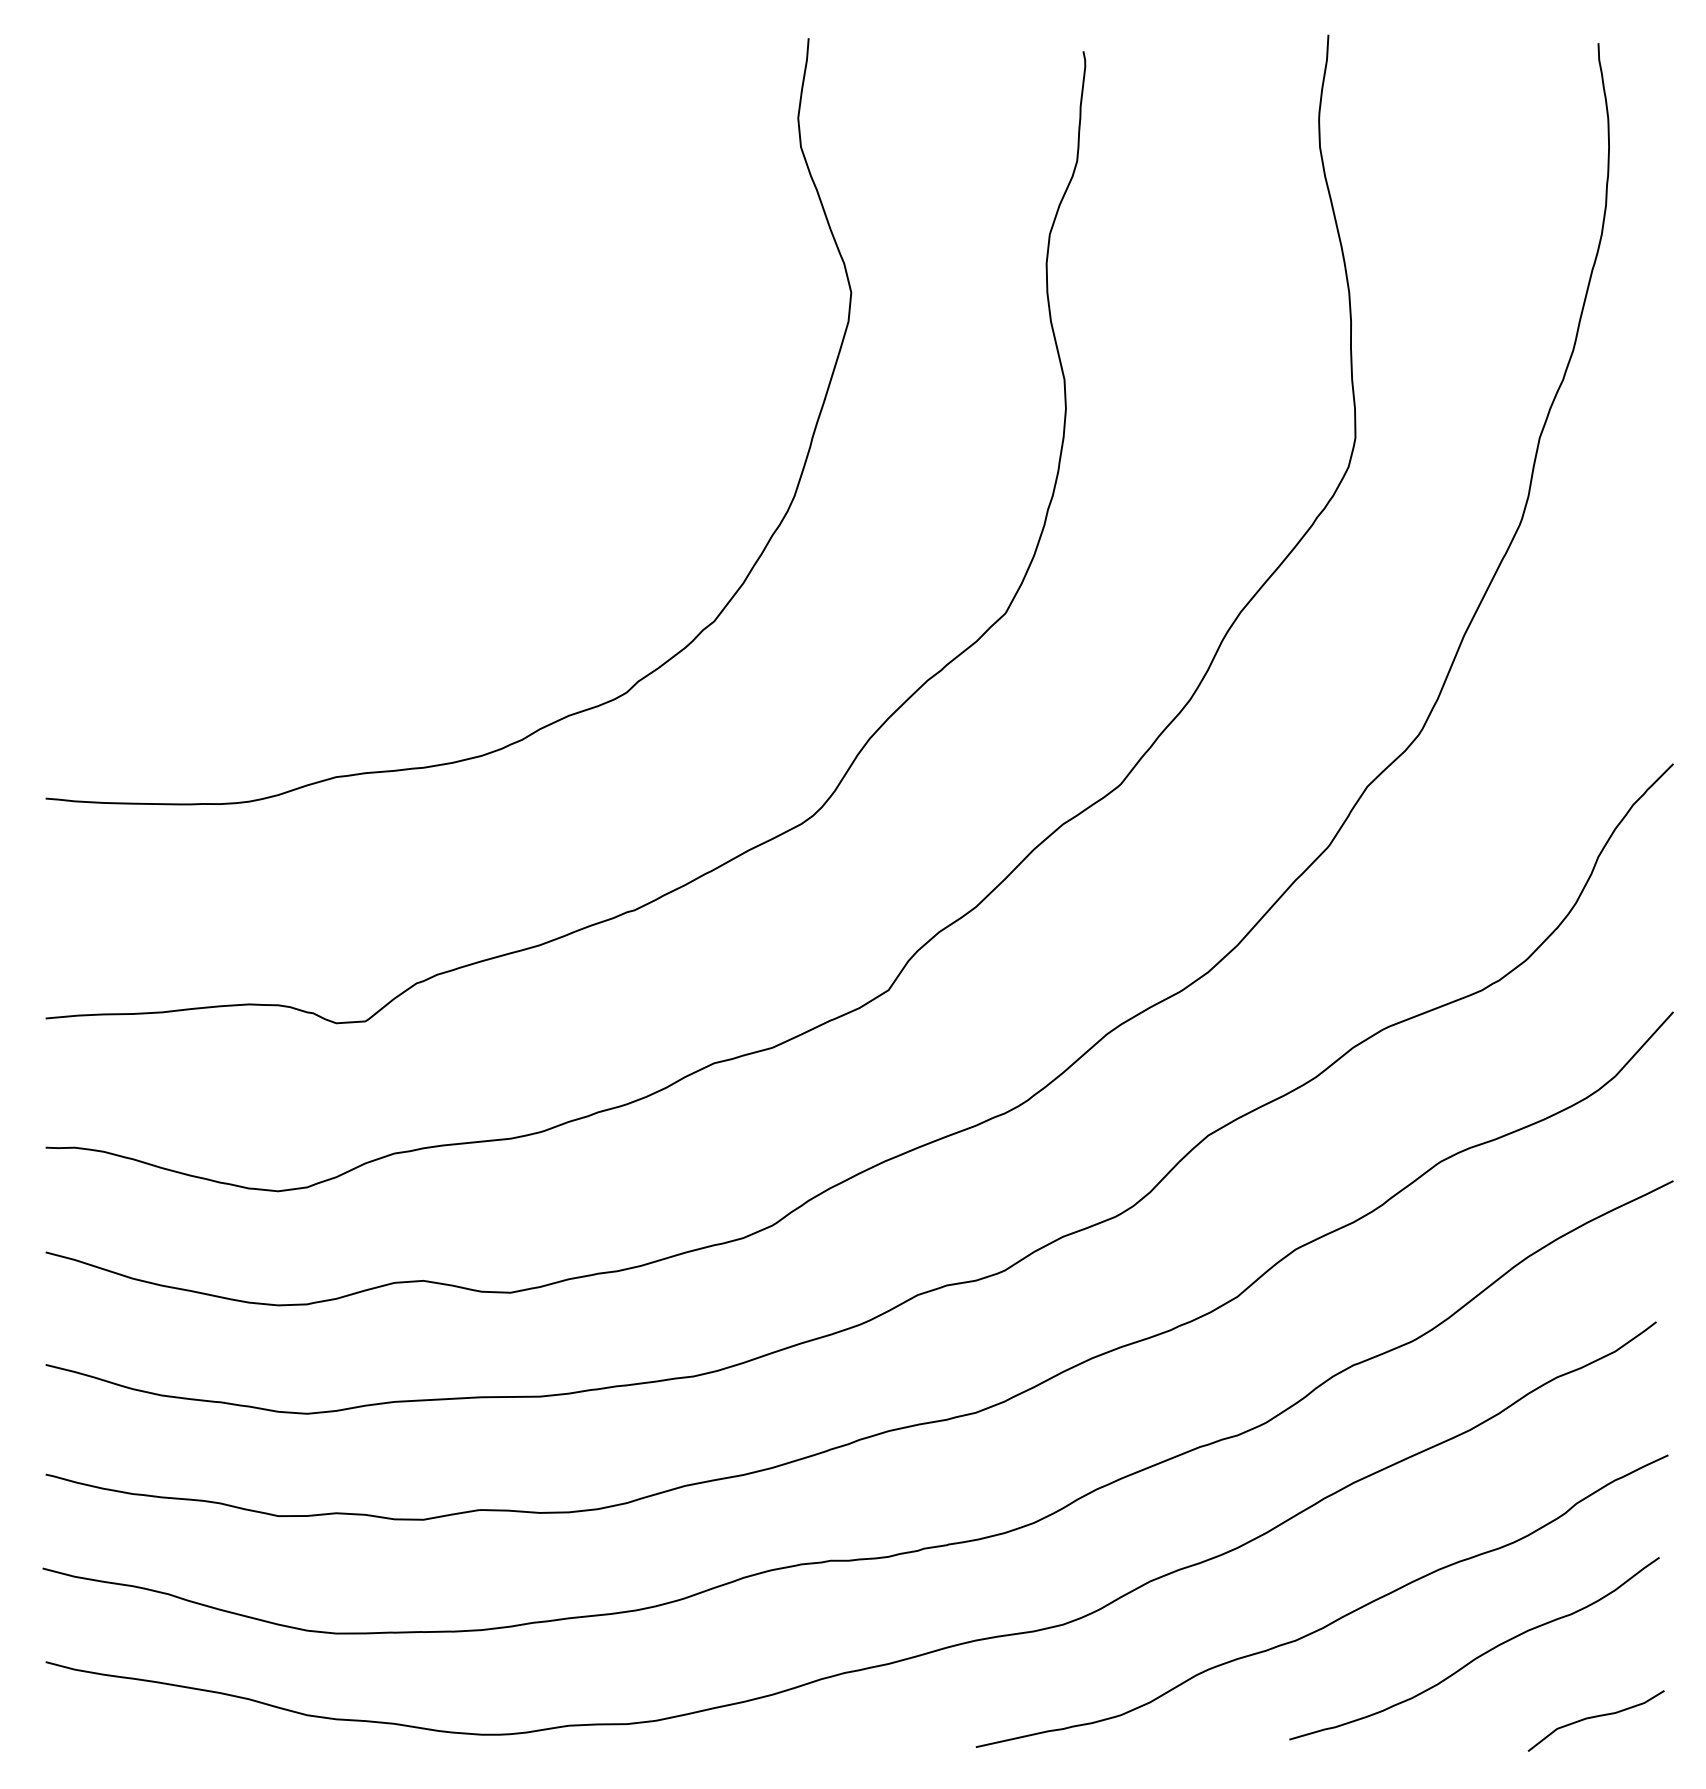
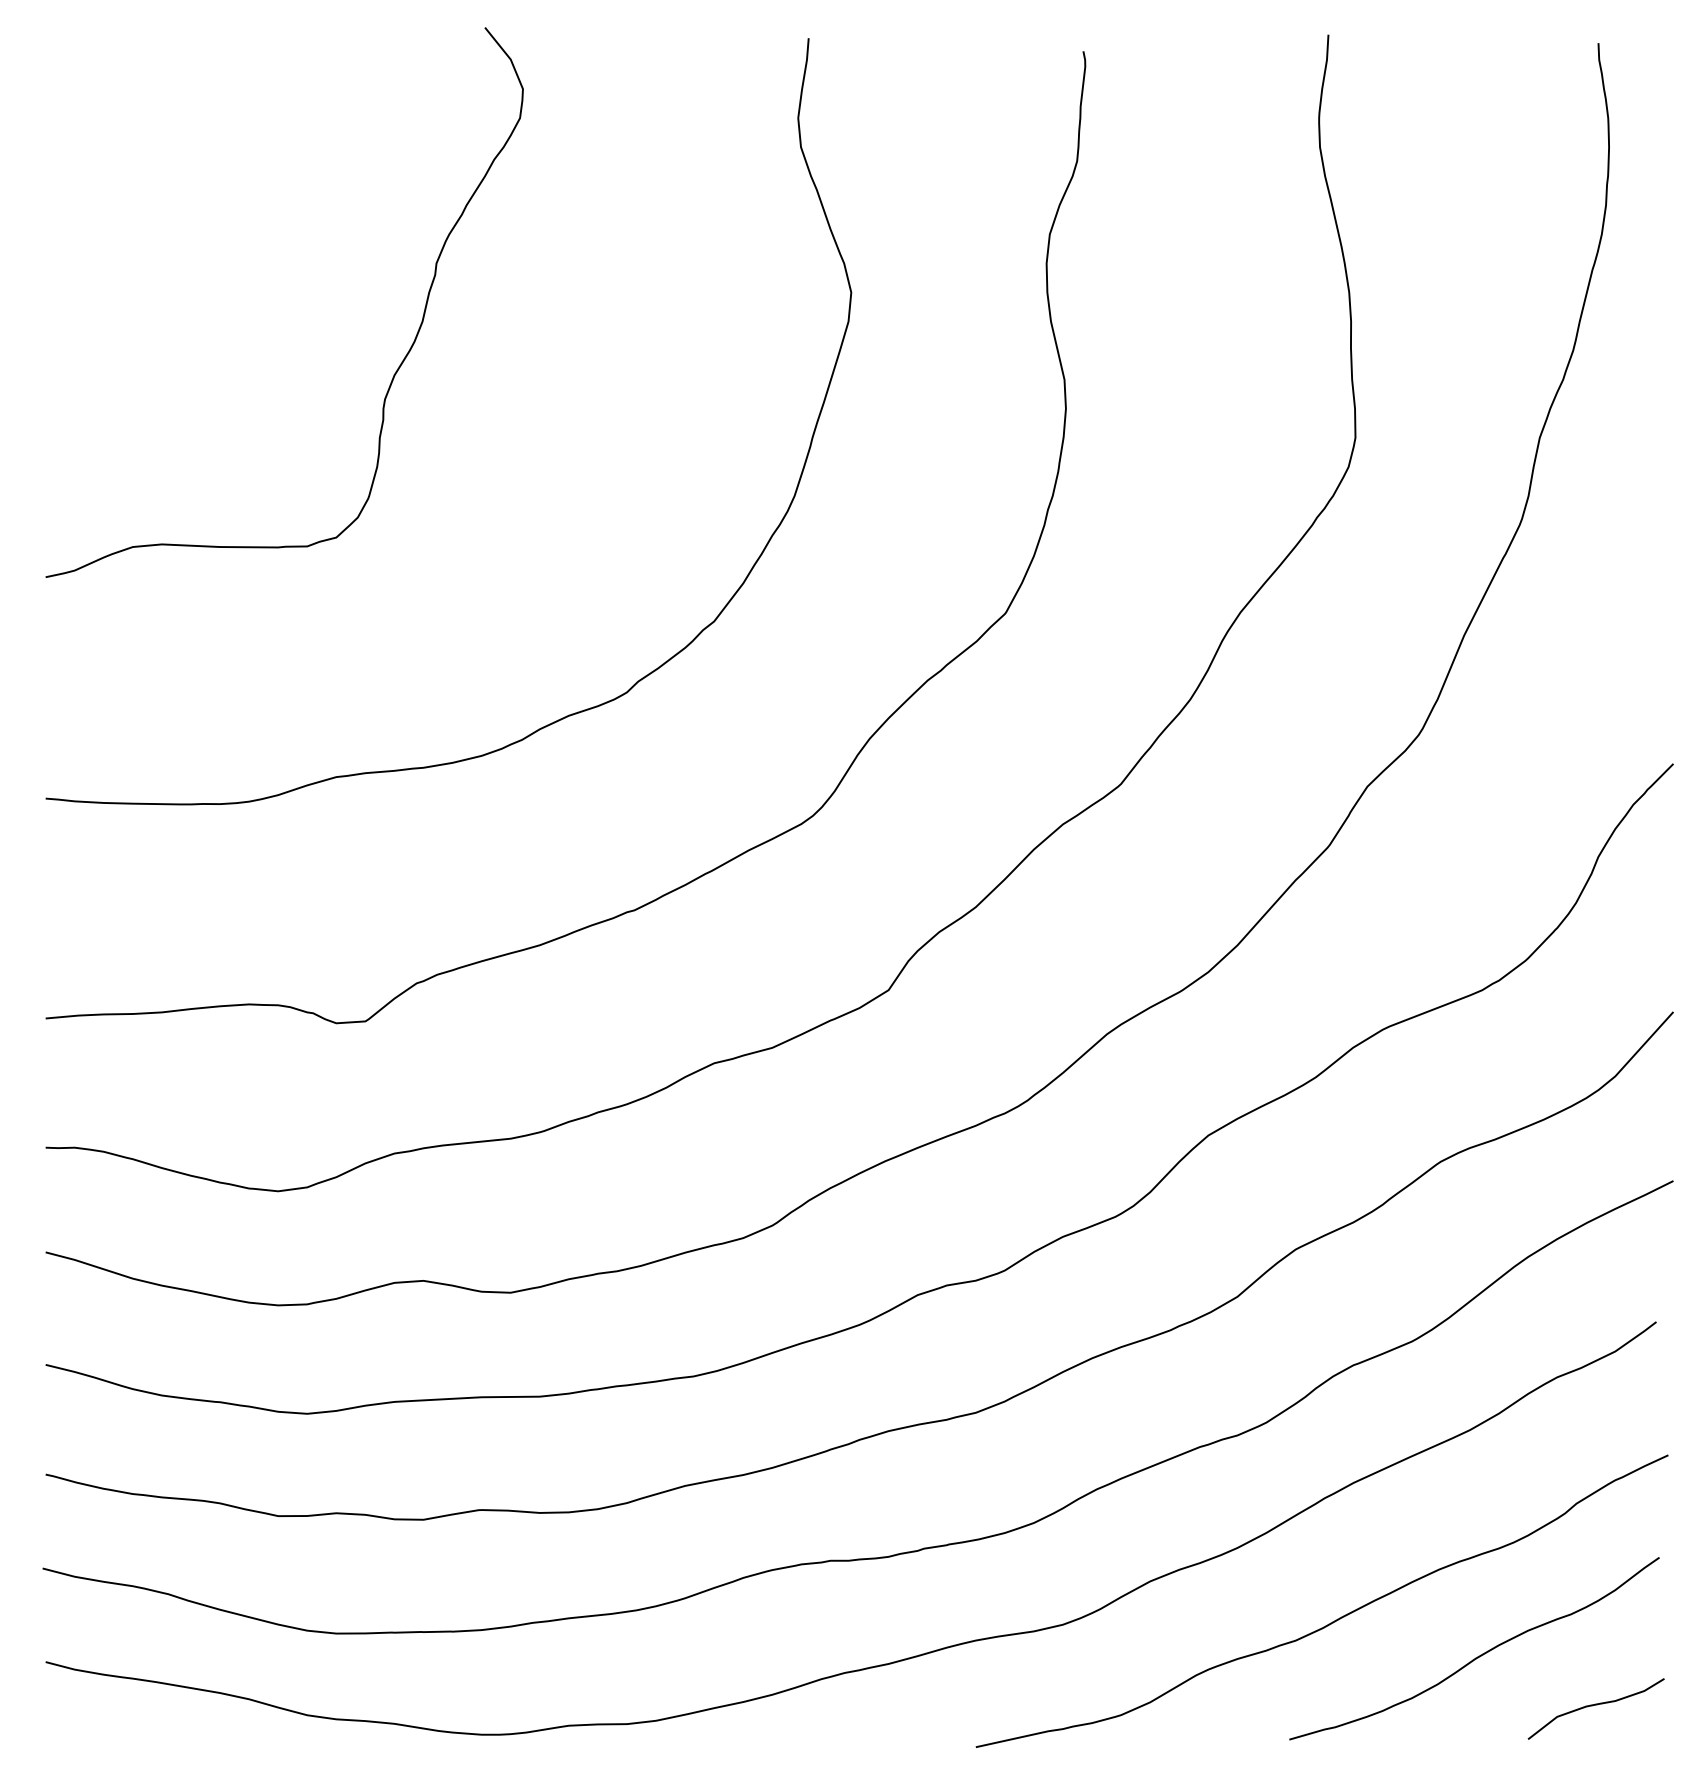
curve: none -> present (393, 374)
curve position: (1595, 1717) -> (1595, 1705) (1595, 1705)
